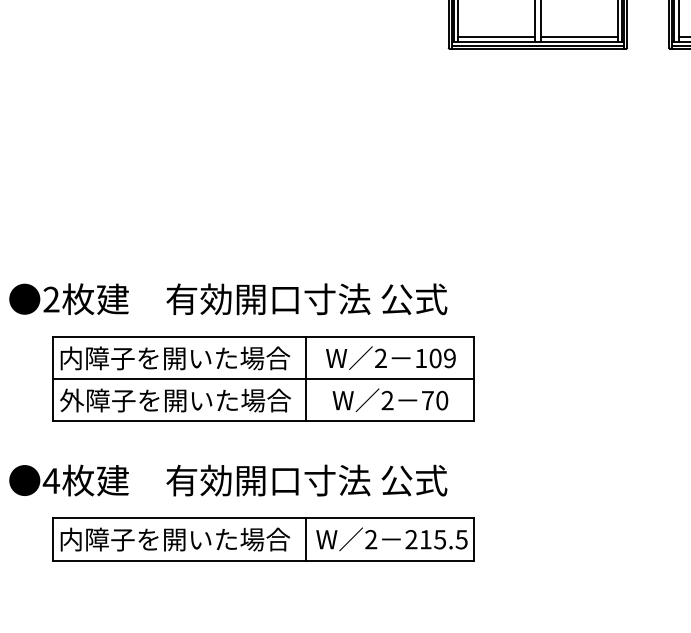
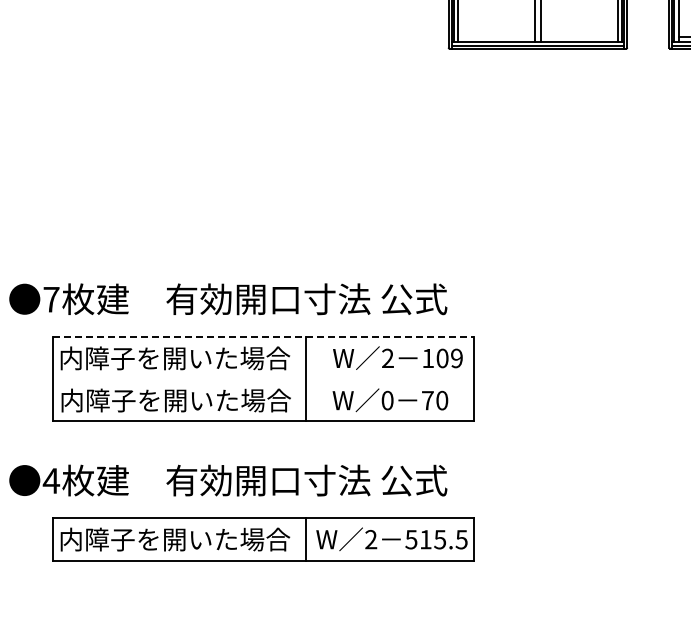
line: present -> none (496, 36)
line: present -> none (578, 36)
text: 2 -> 7 (51, 299)
line: solid -> dashed (263, 337)
text position: (390, 357) -> (397, 357) (397, 357)
line: present -> none (263, 379)
text: 外障子を開いた場合 -> 内障子を開いた場合 (72, 400)
text: 2 -> 0 (387, 400)
text: 215.5 -> 515.5 (411, 539)
